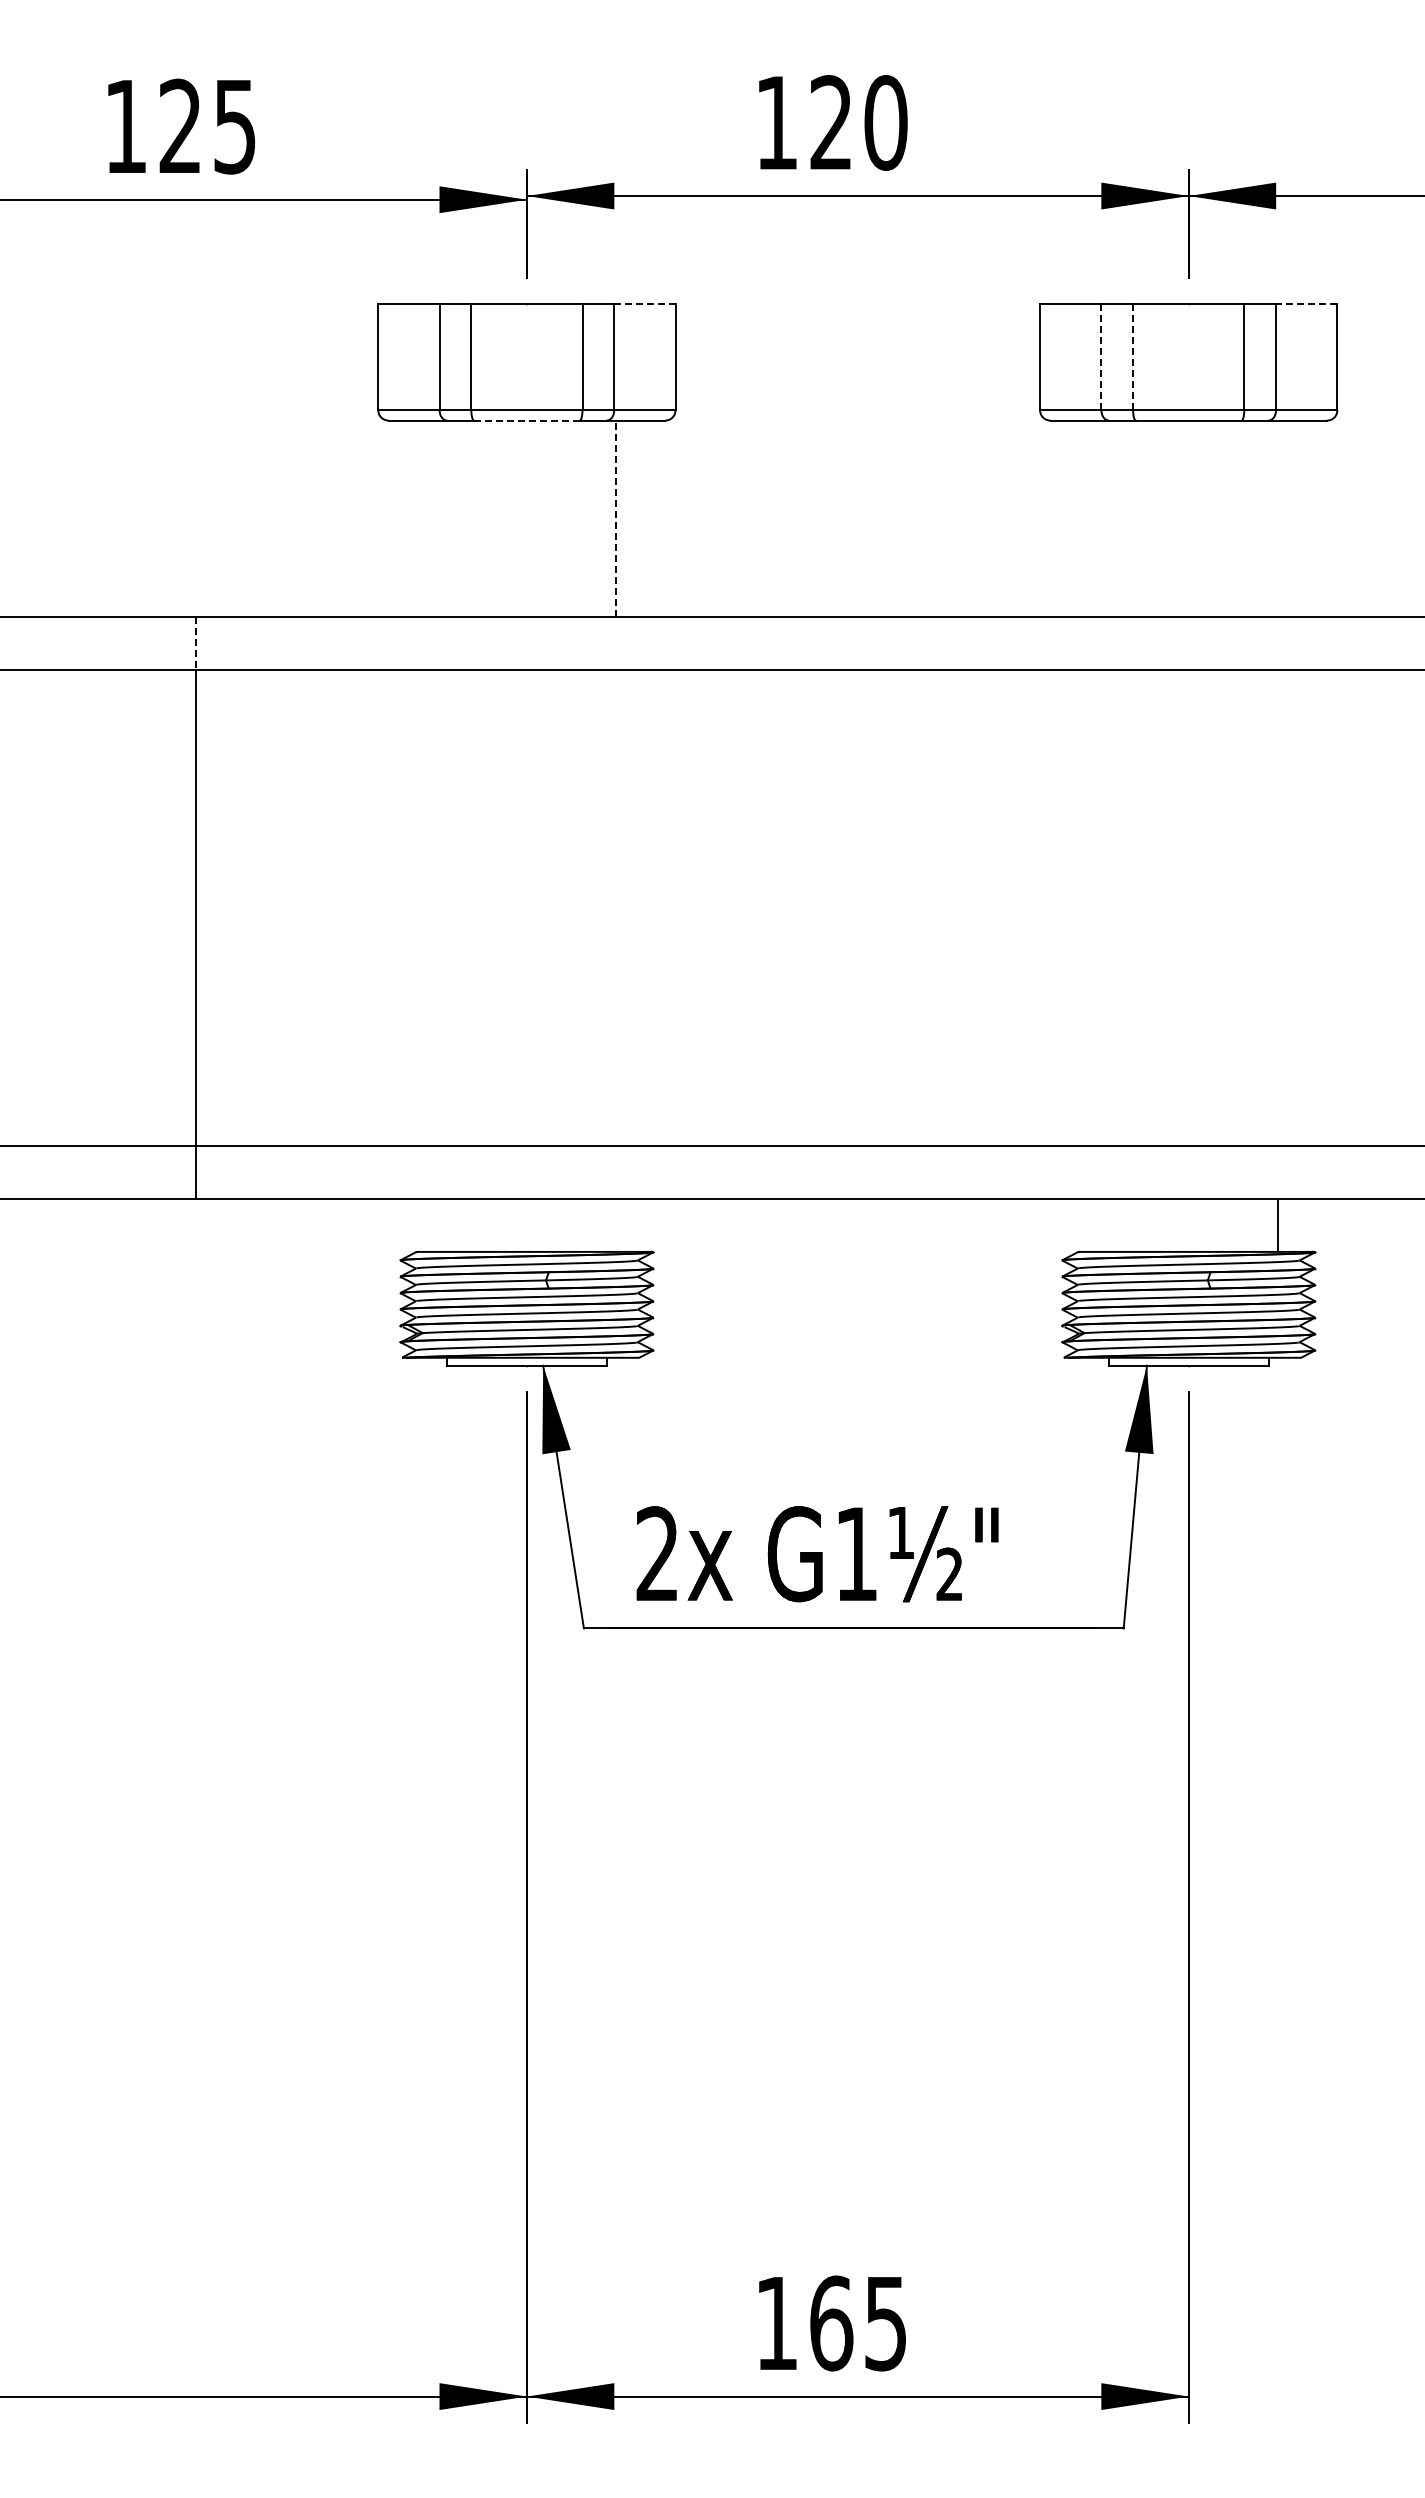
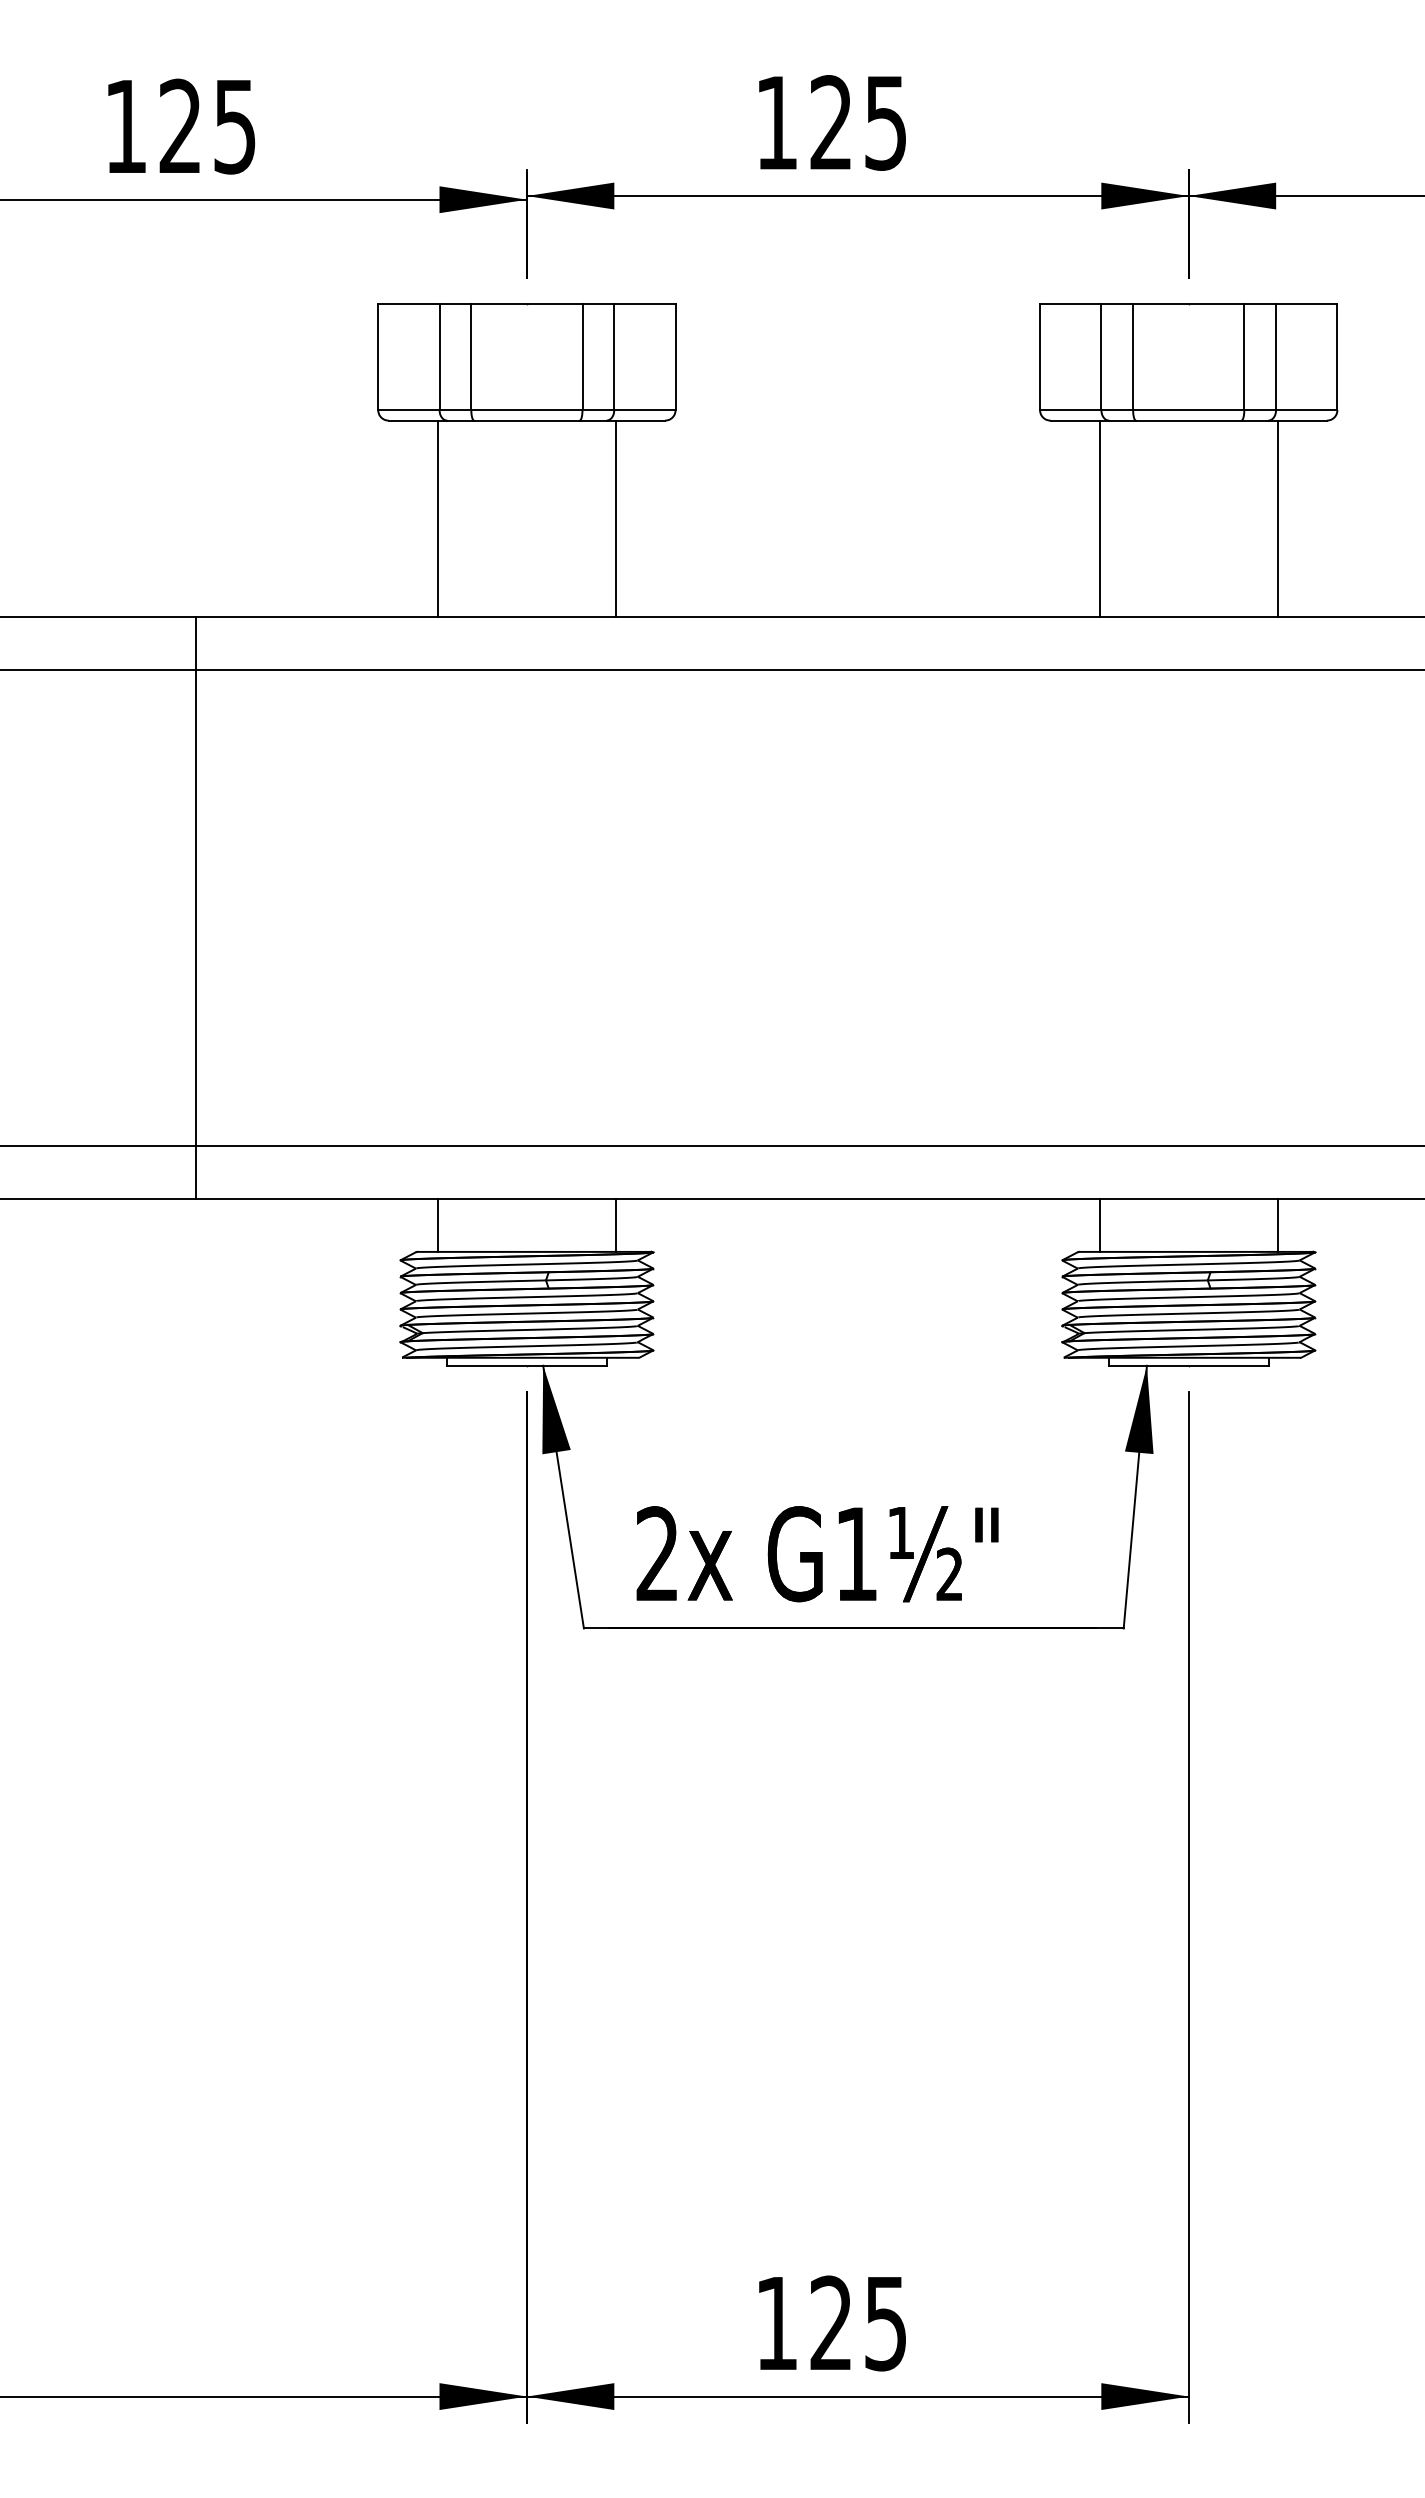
text: 120 -> 125 (885, 122)
line: dashed -> solid (644, 304)
line: dashed -> solid (1306, 304)
line: dashed -> solid (1101, 357)
line: dashed -> solid (1133, 357)
line: dashed -> solid (526, 420)
line: none -> present (437, 518)
line: dashed -> solid (616, 518)
line: none -> present (1099, 518)
line: none -> present (1277, 518)
line: dashed -> solid (196, 643)
line: none -> present (437, 1224)
line: none -> present (616, 1224)
line: none -> present (1099, 1224)
text: 165 -> 125 (831, 2323)
